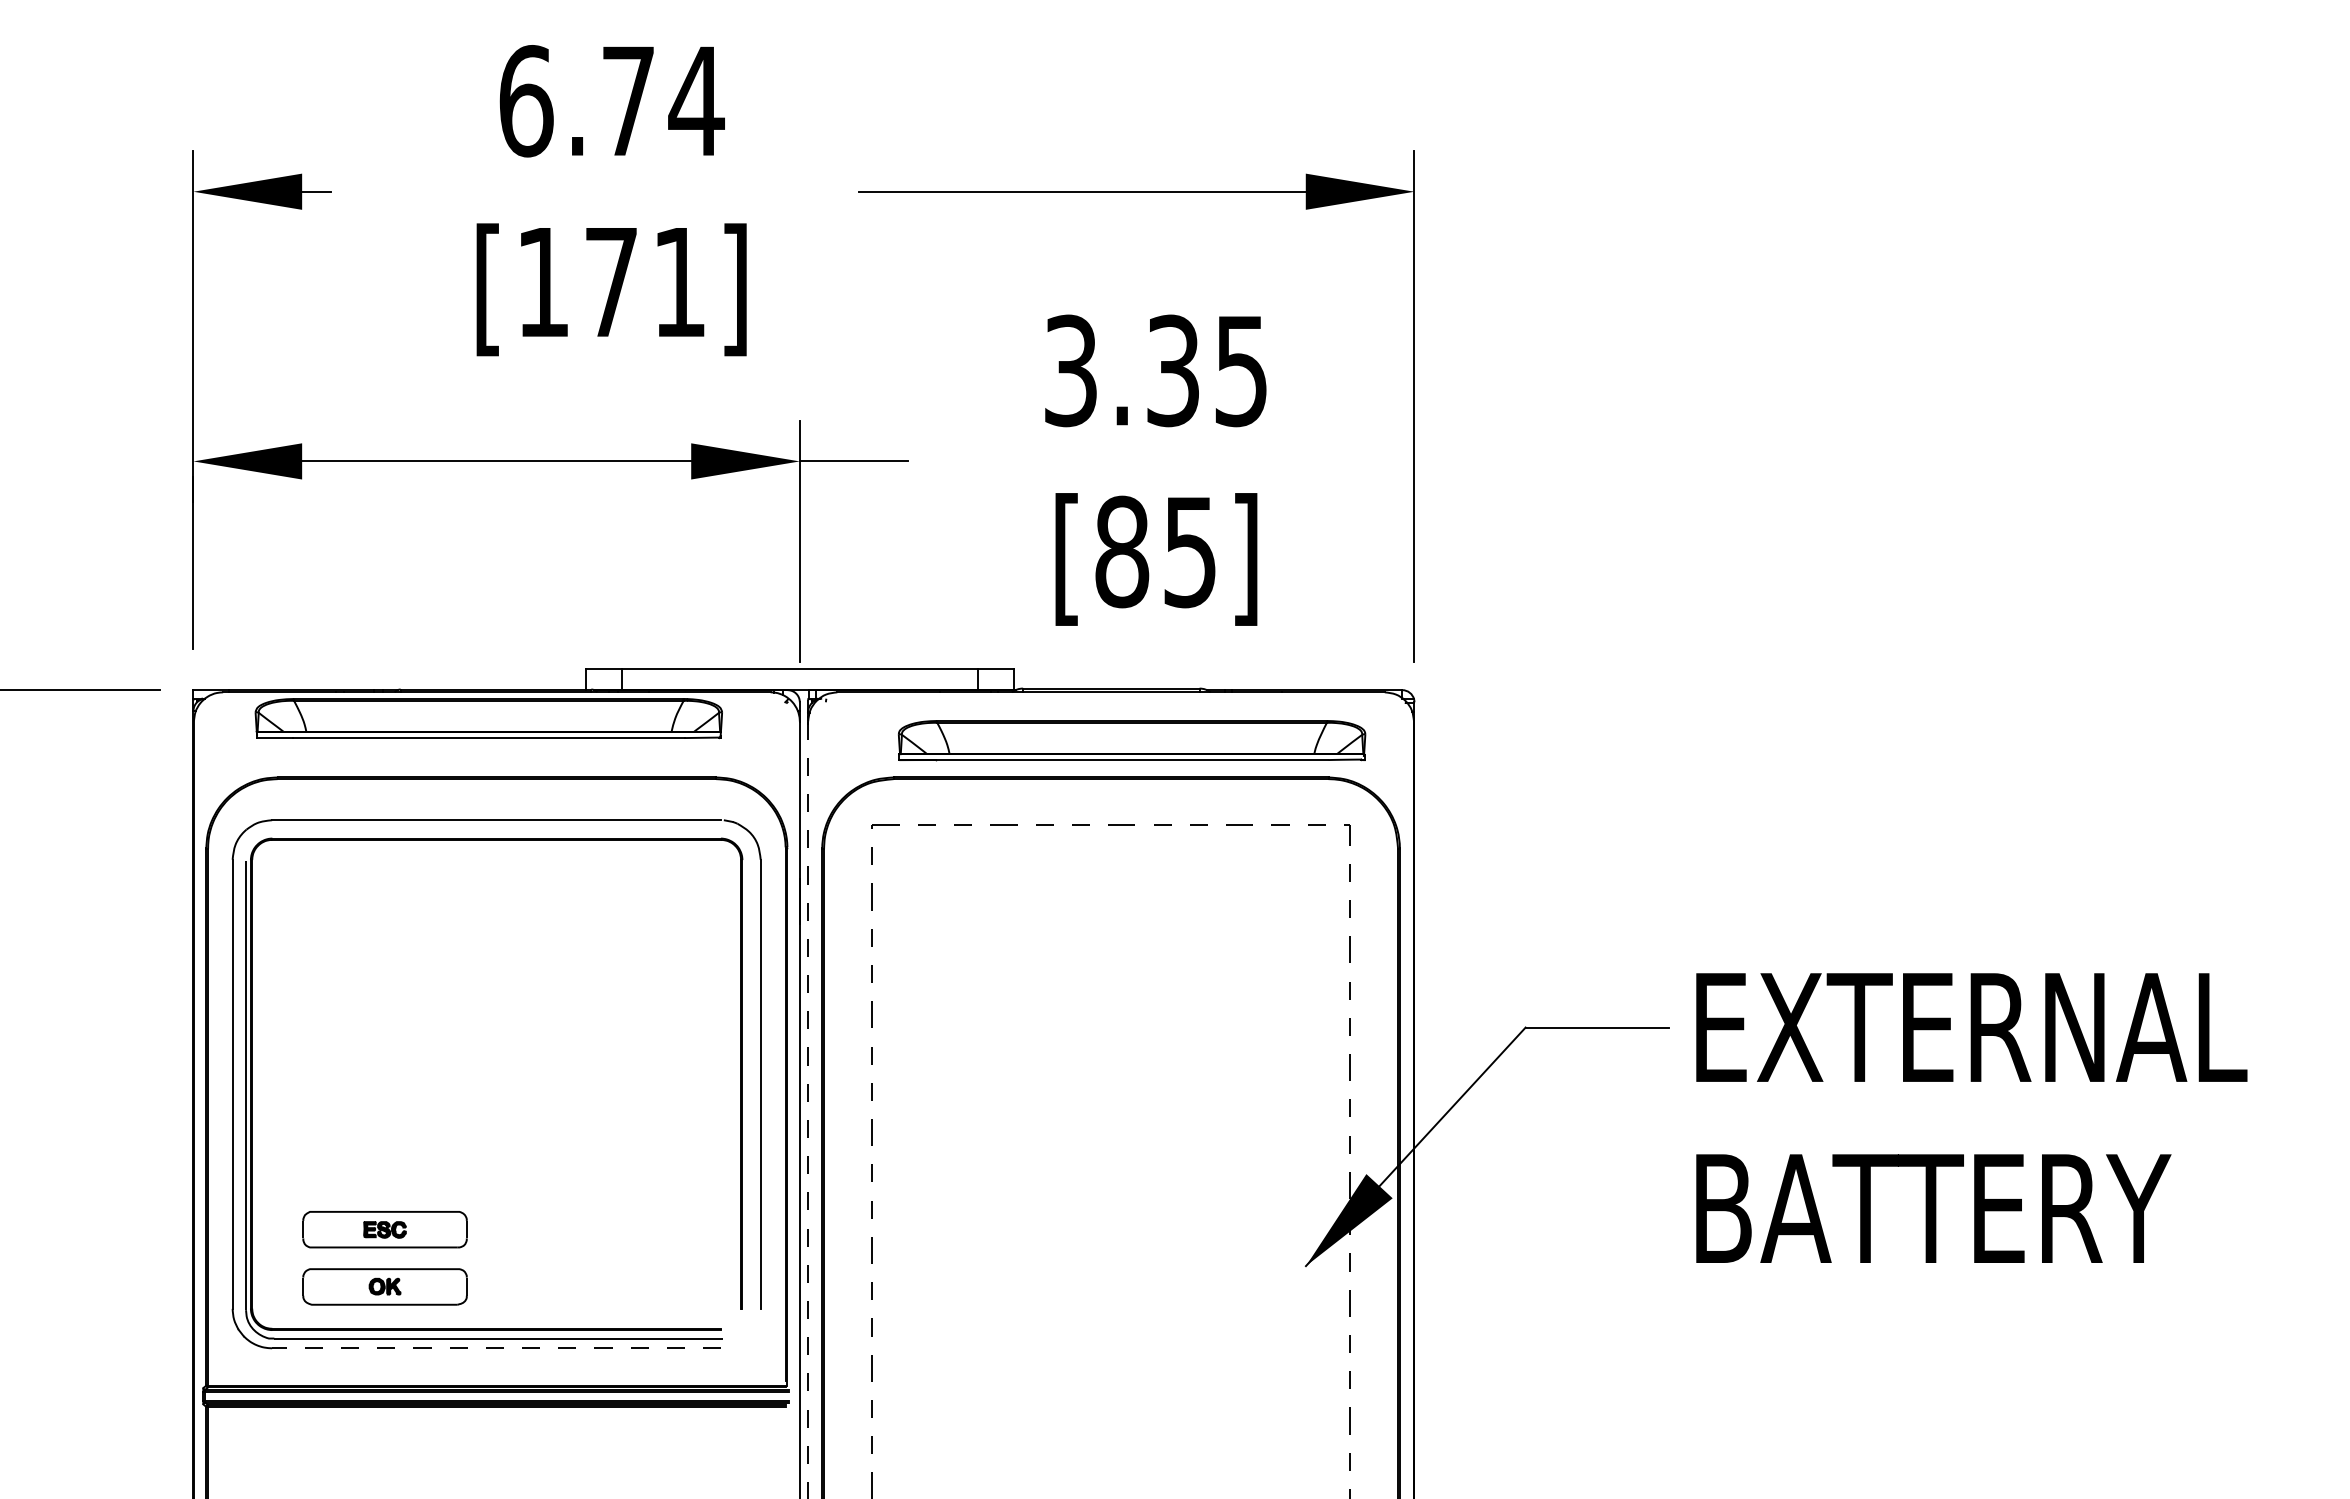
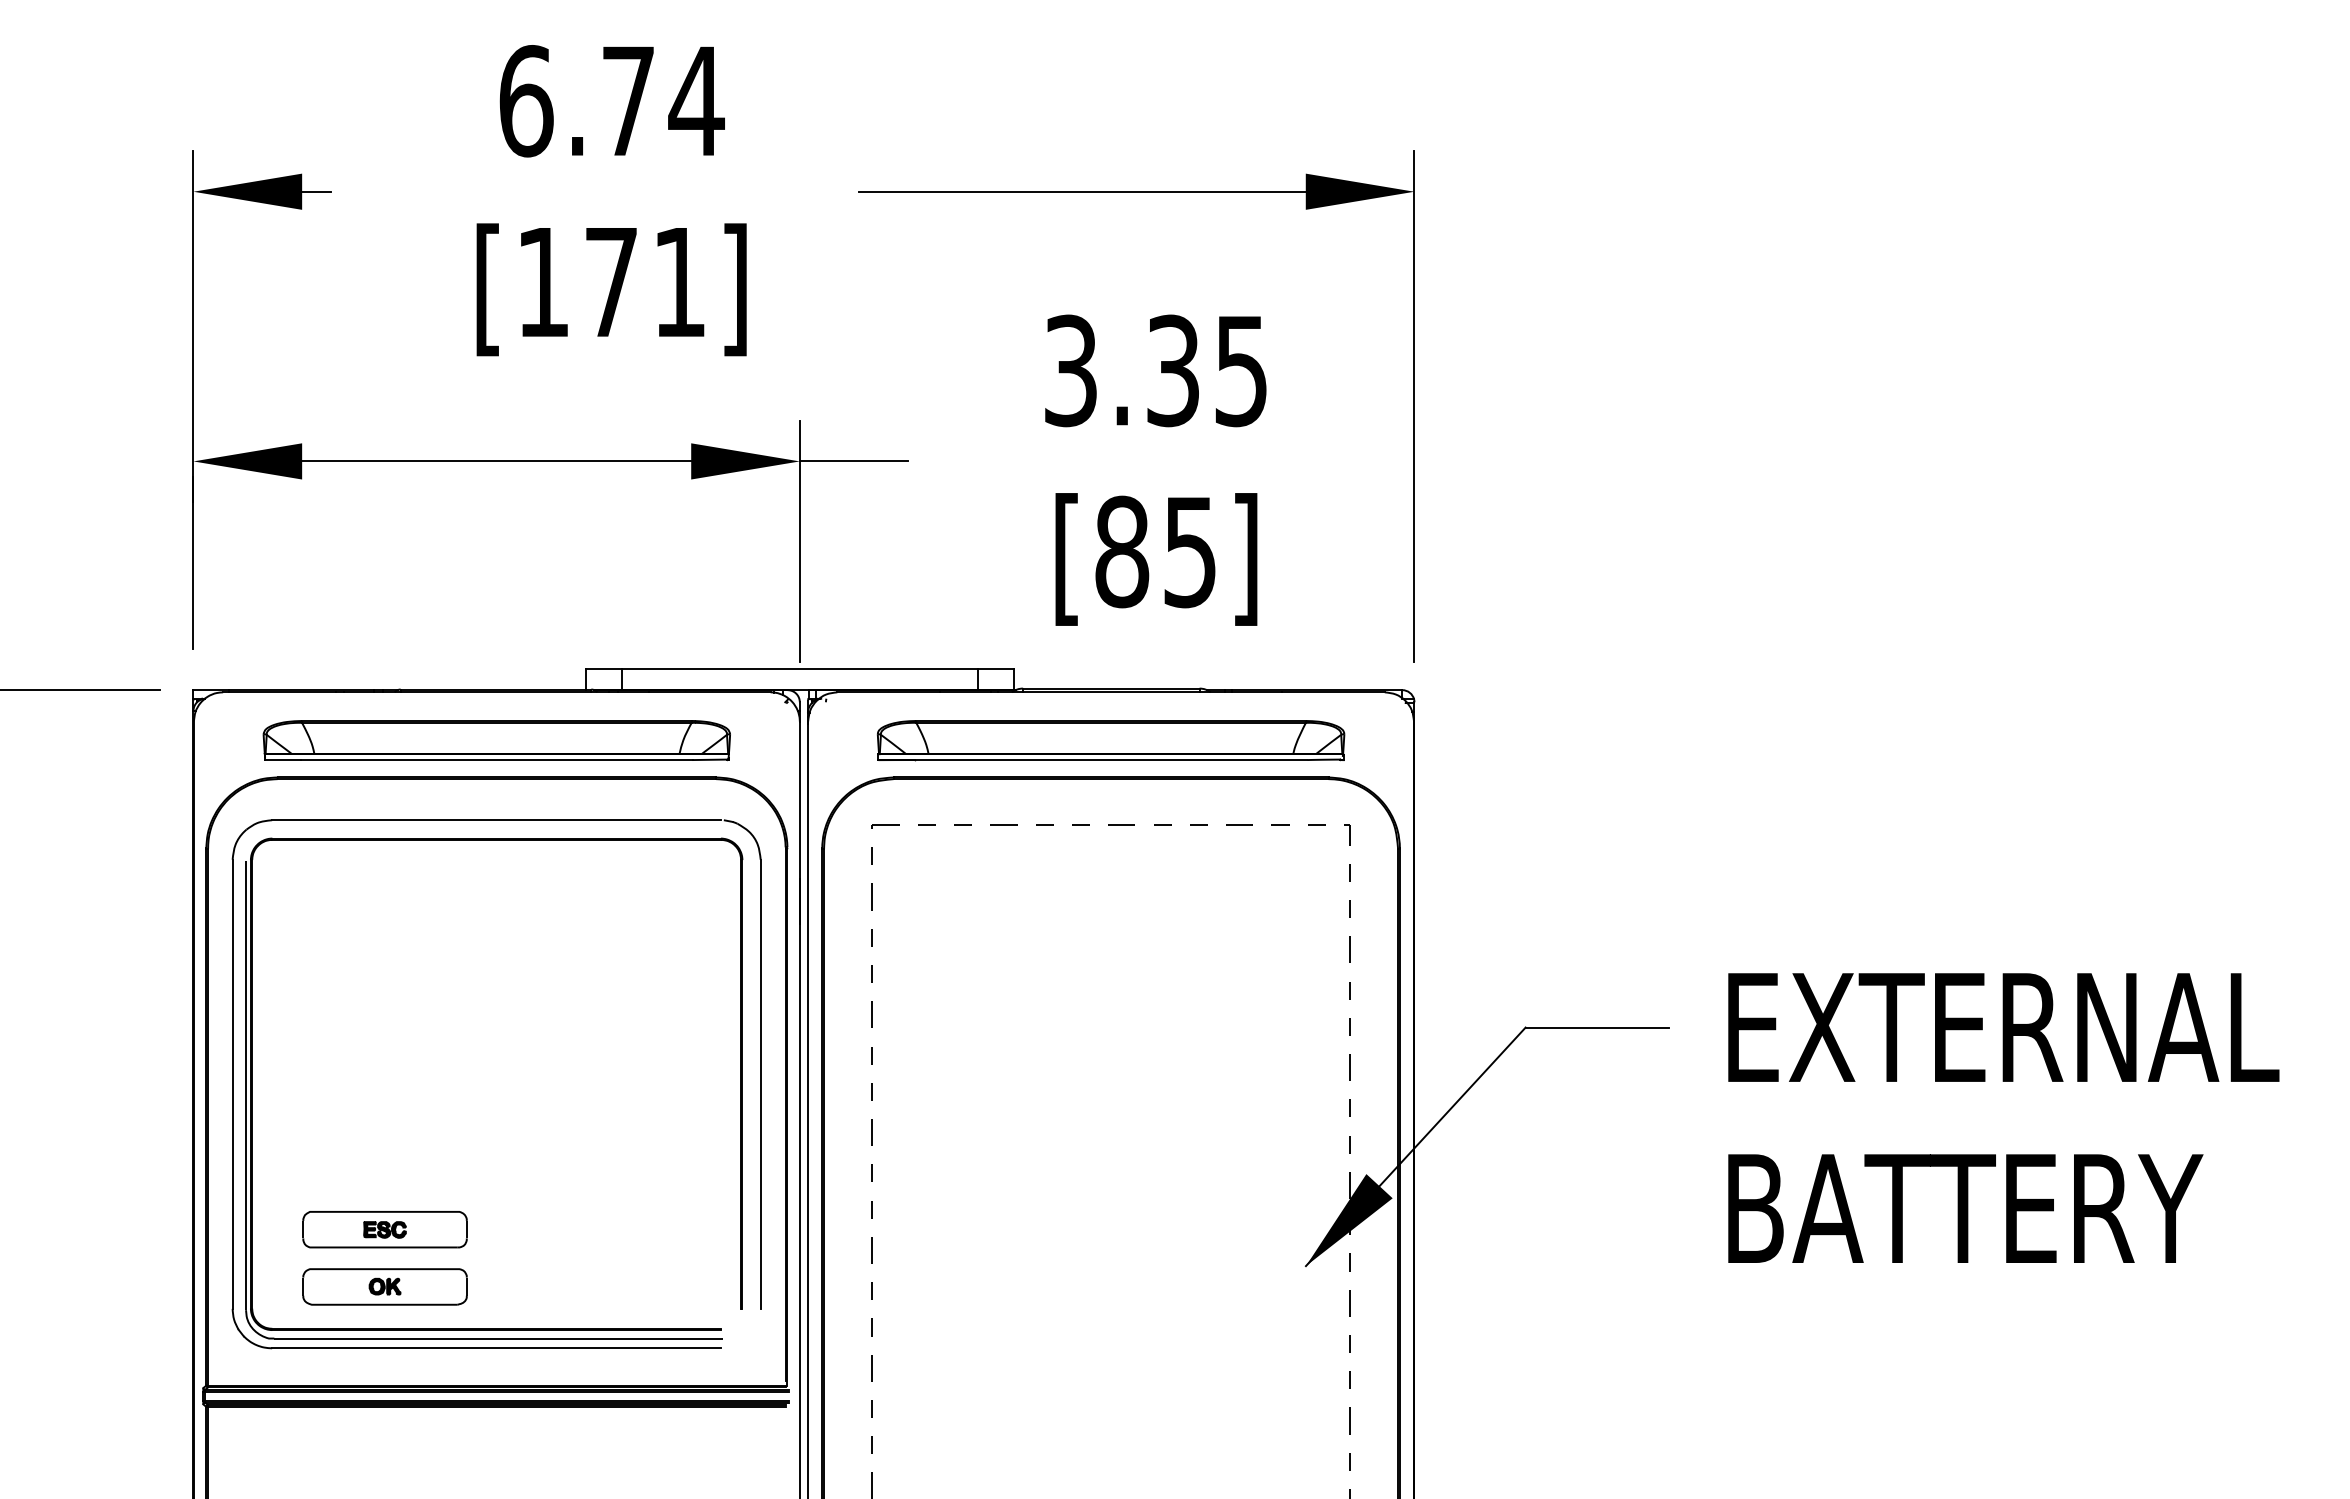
part position: (488, 718) -> (496, 740) (496, 740)
part position: (1131, 740) -> (1110, 740) (1110, 740)
line: dashed -> solid (808, 1110)
text position: (1971, 1117) -> (2003, 1117) (2003, 1117)
line: dashed -> solid (496, 1348)
